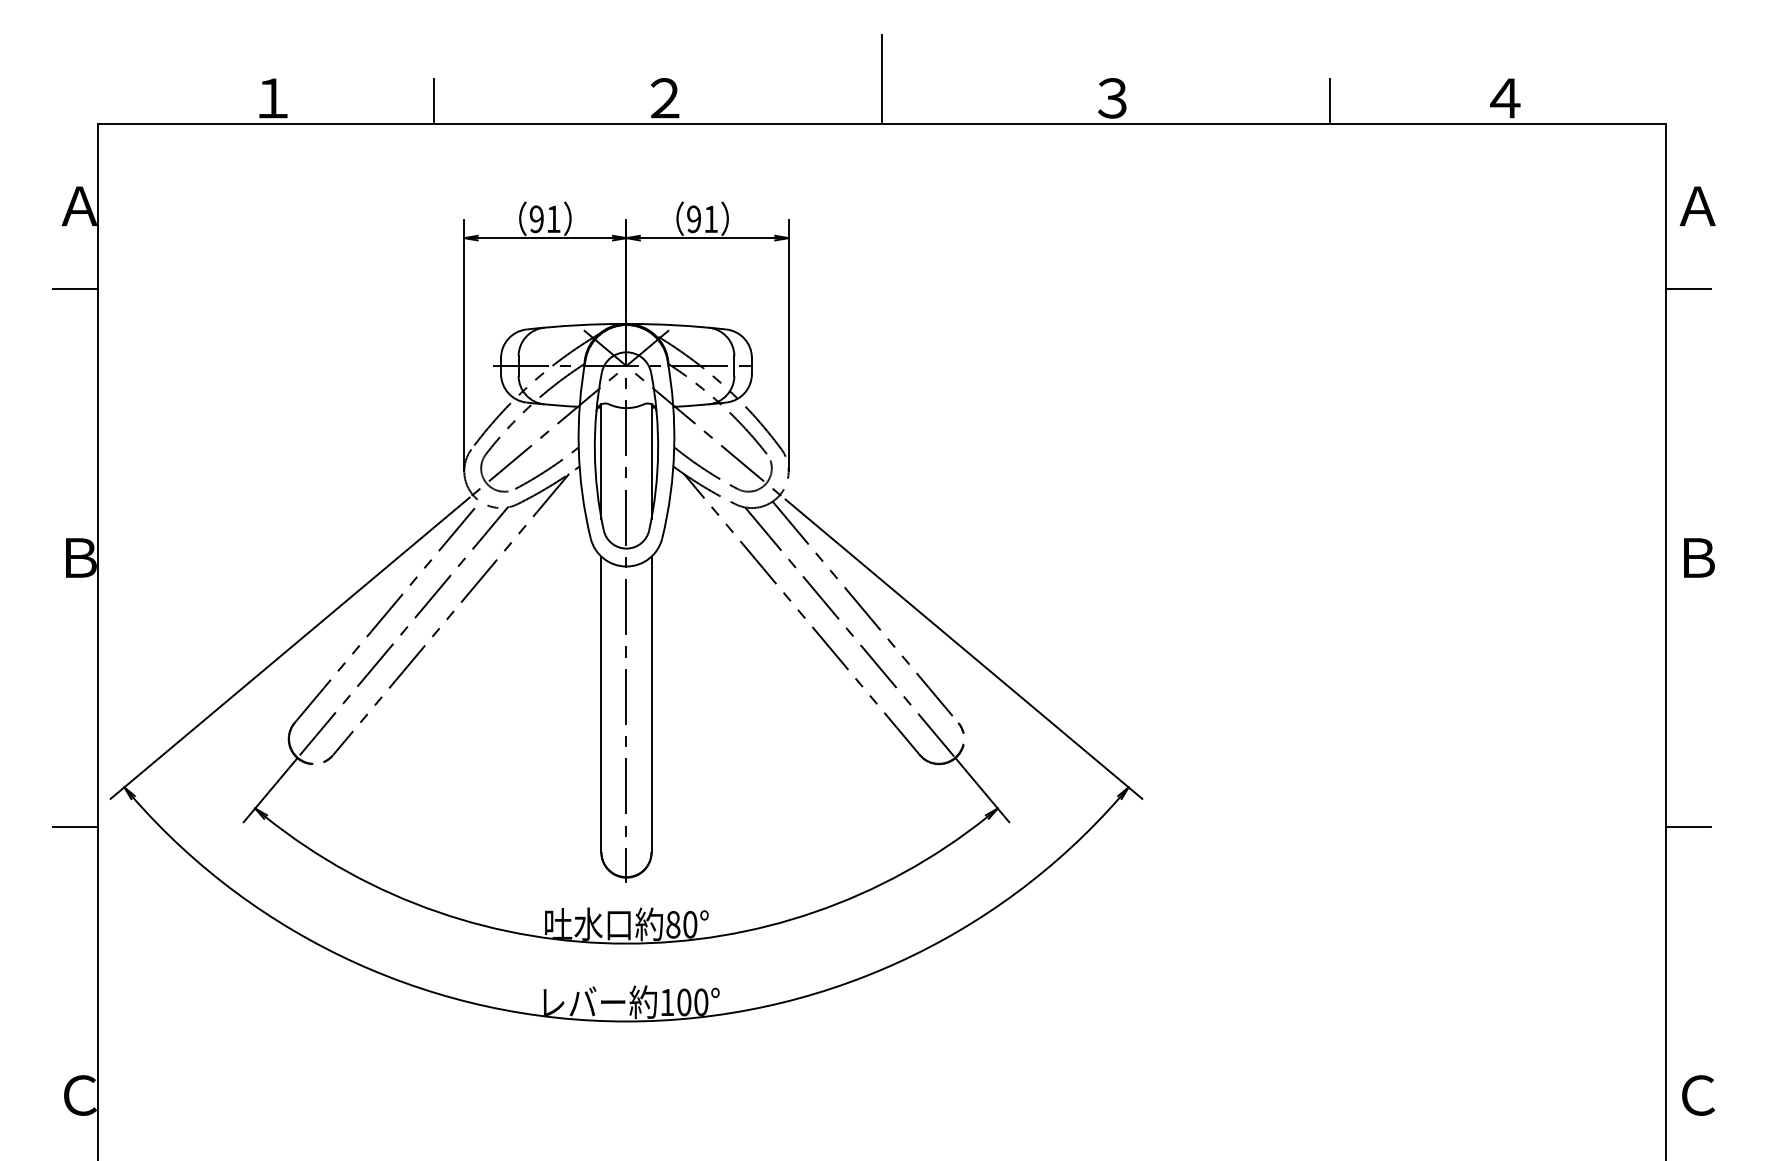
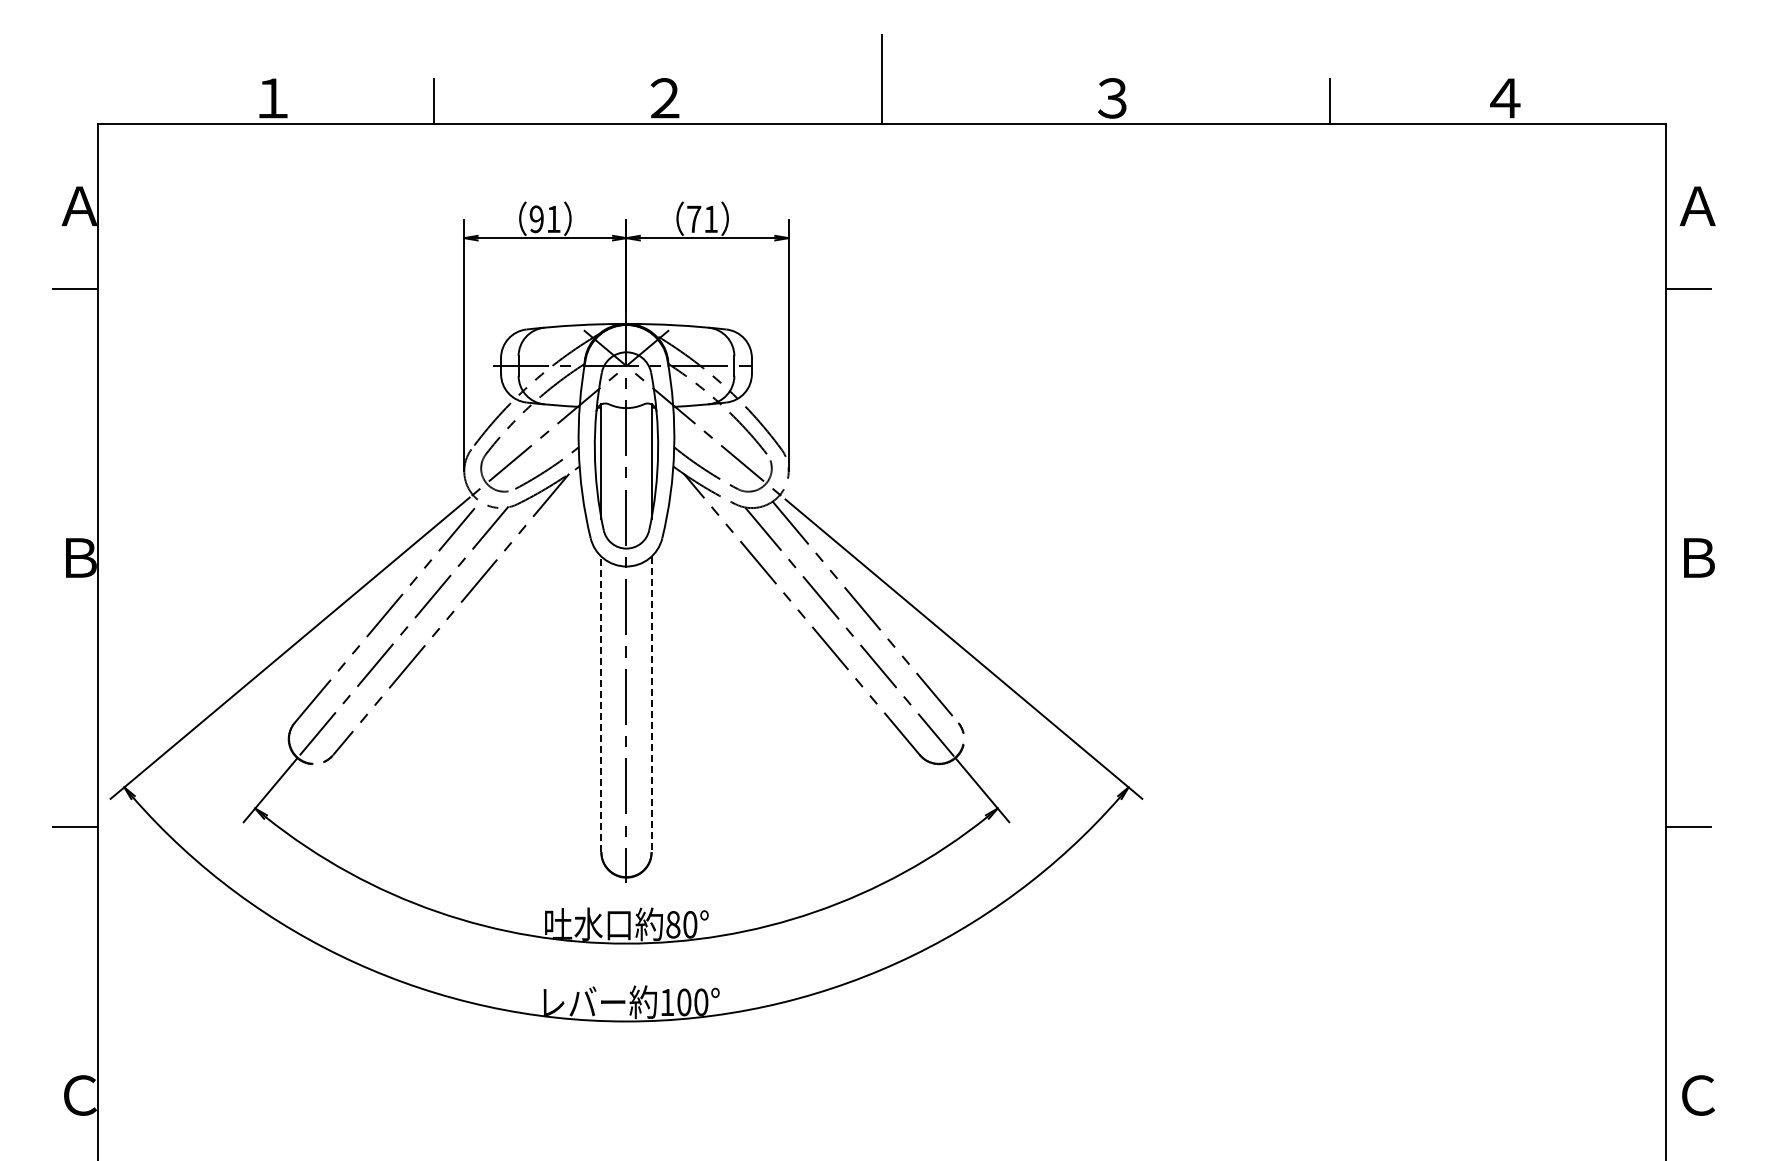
text: 91 -> 71 (694, 219)
line: solid -> dashed (601, 704)
line: solid -> dashed (651, 704)
